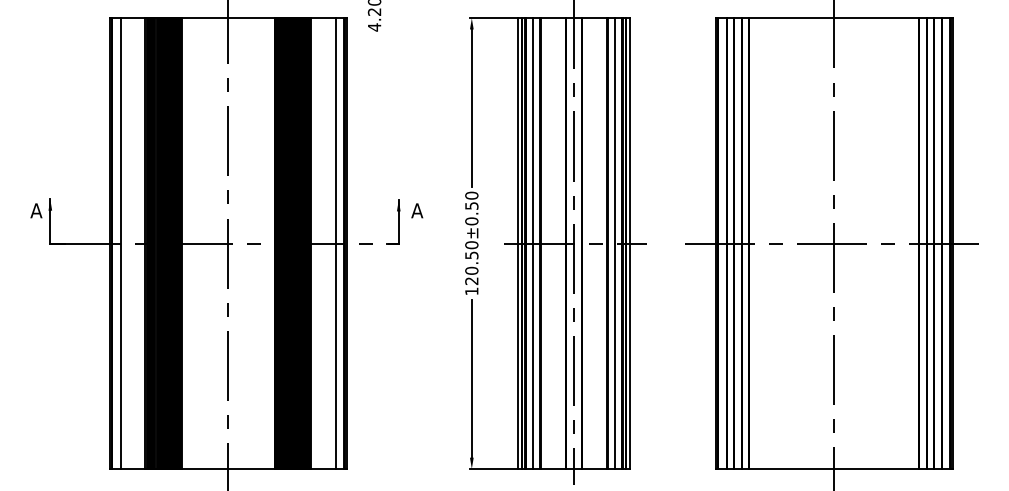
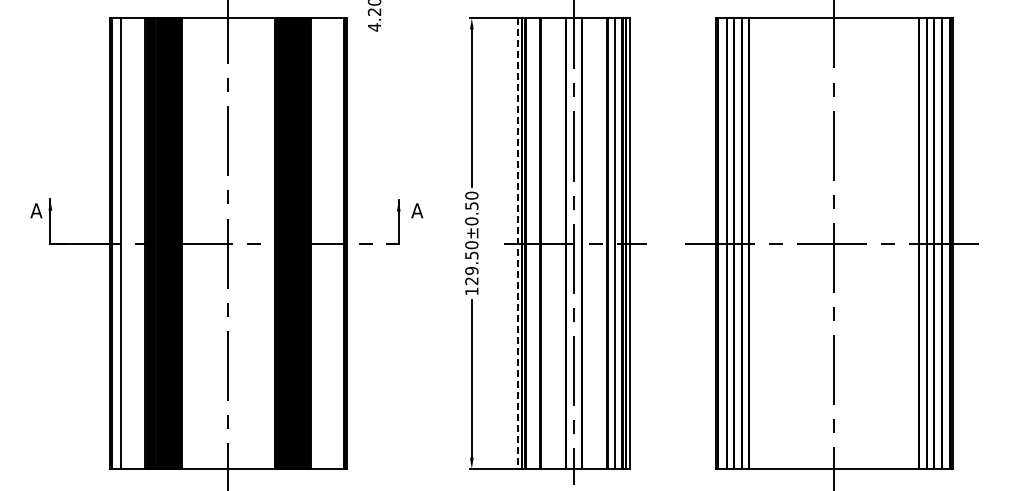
line: present -> none (335, 243)
line: present -> none (532, 243)
line: solid -> dashed (517, 244)
text: 120.50±0.50 -> 129.50±0.50 (471, 270)
